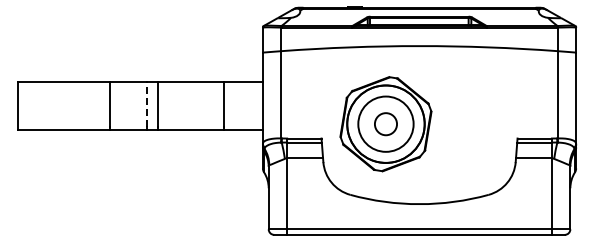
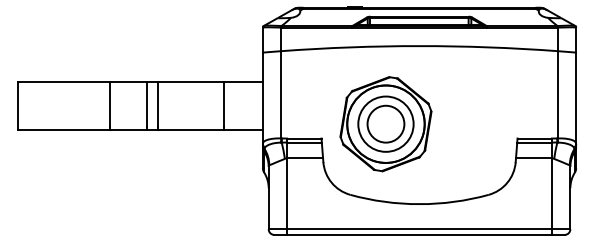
line: dashed -> solid (146, 103)
circle diameter: 22 px -> 37 px (385, 123)
